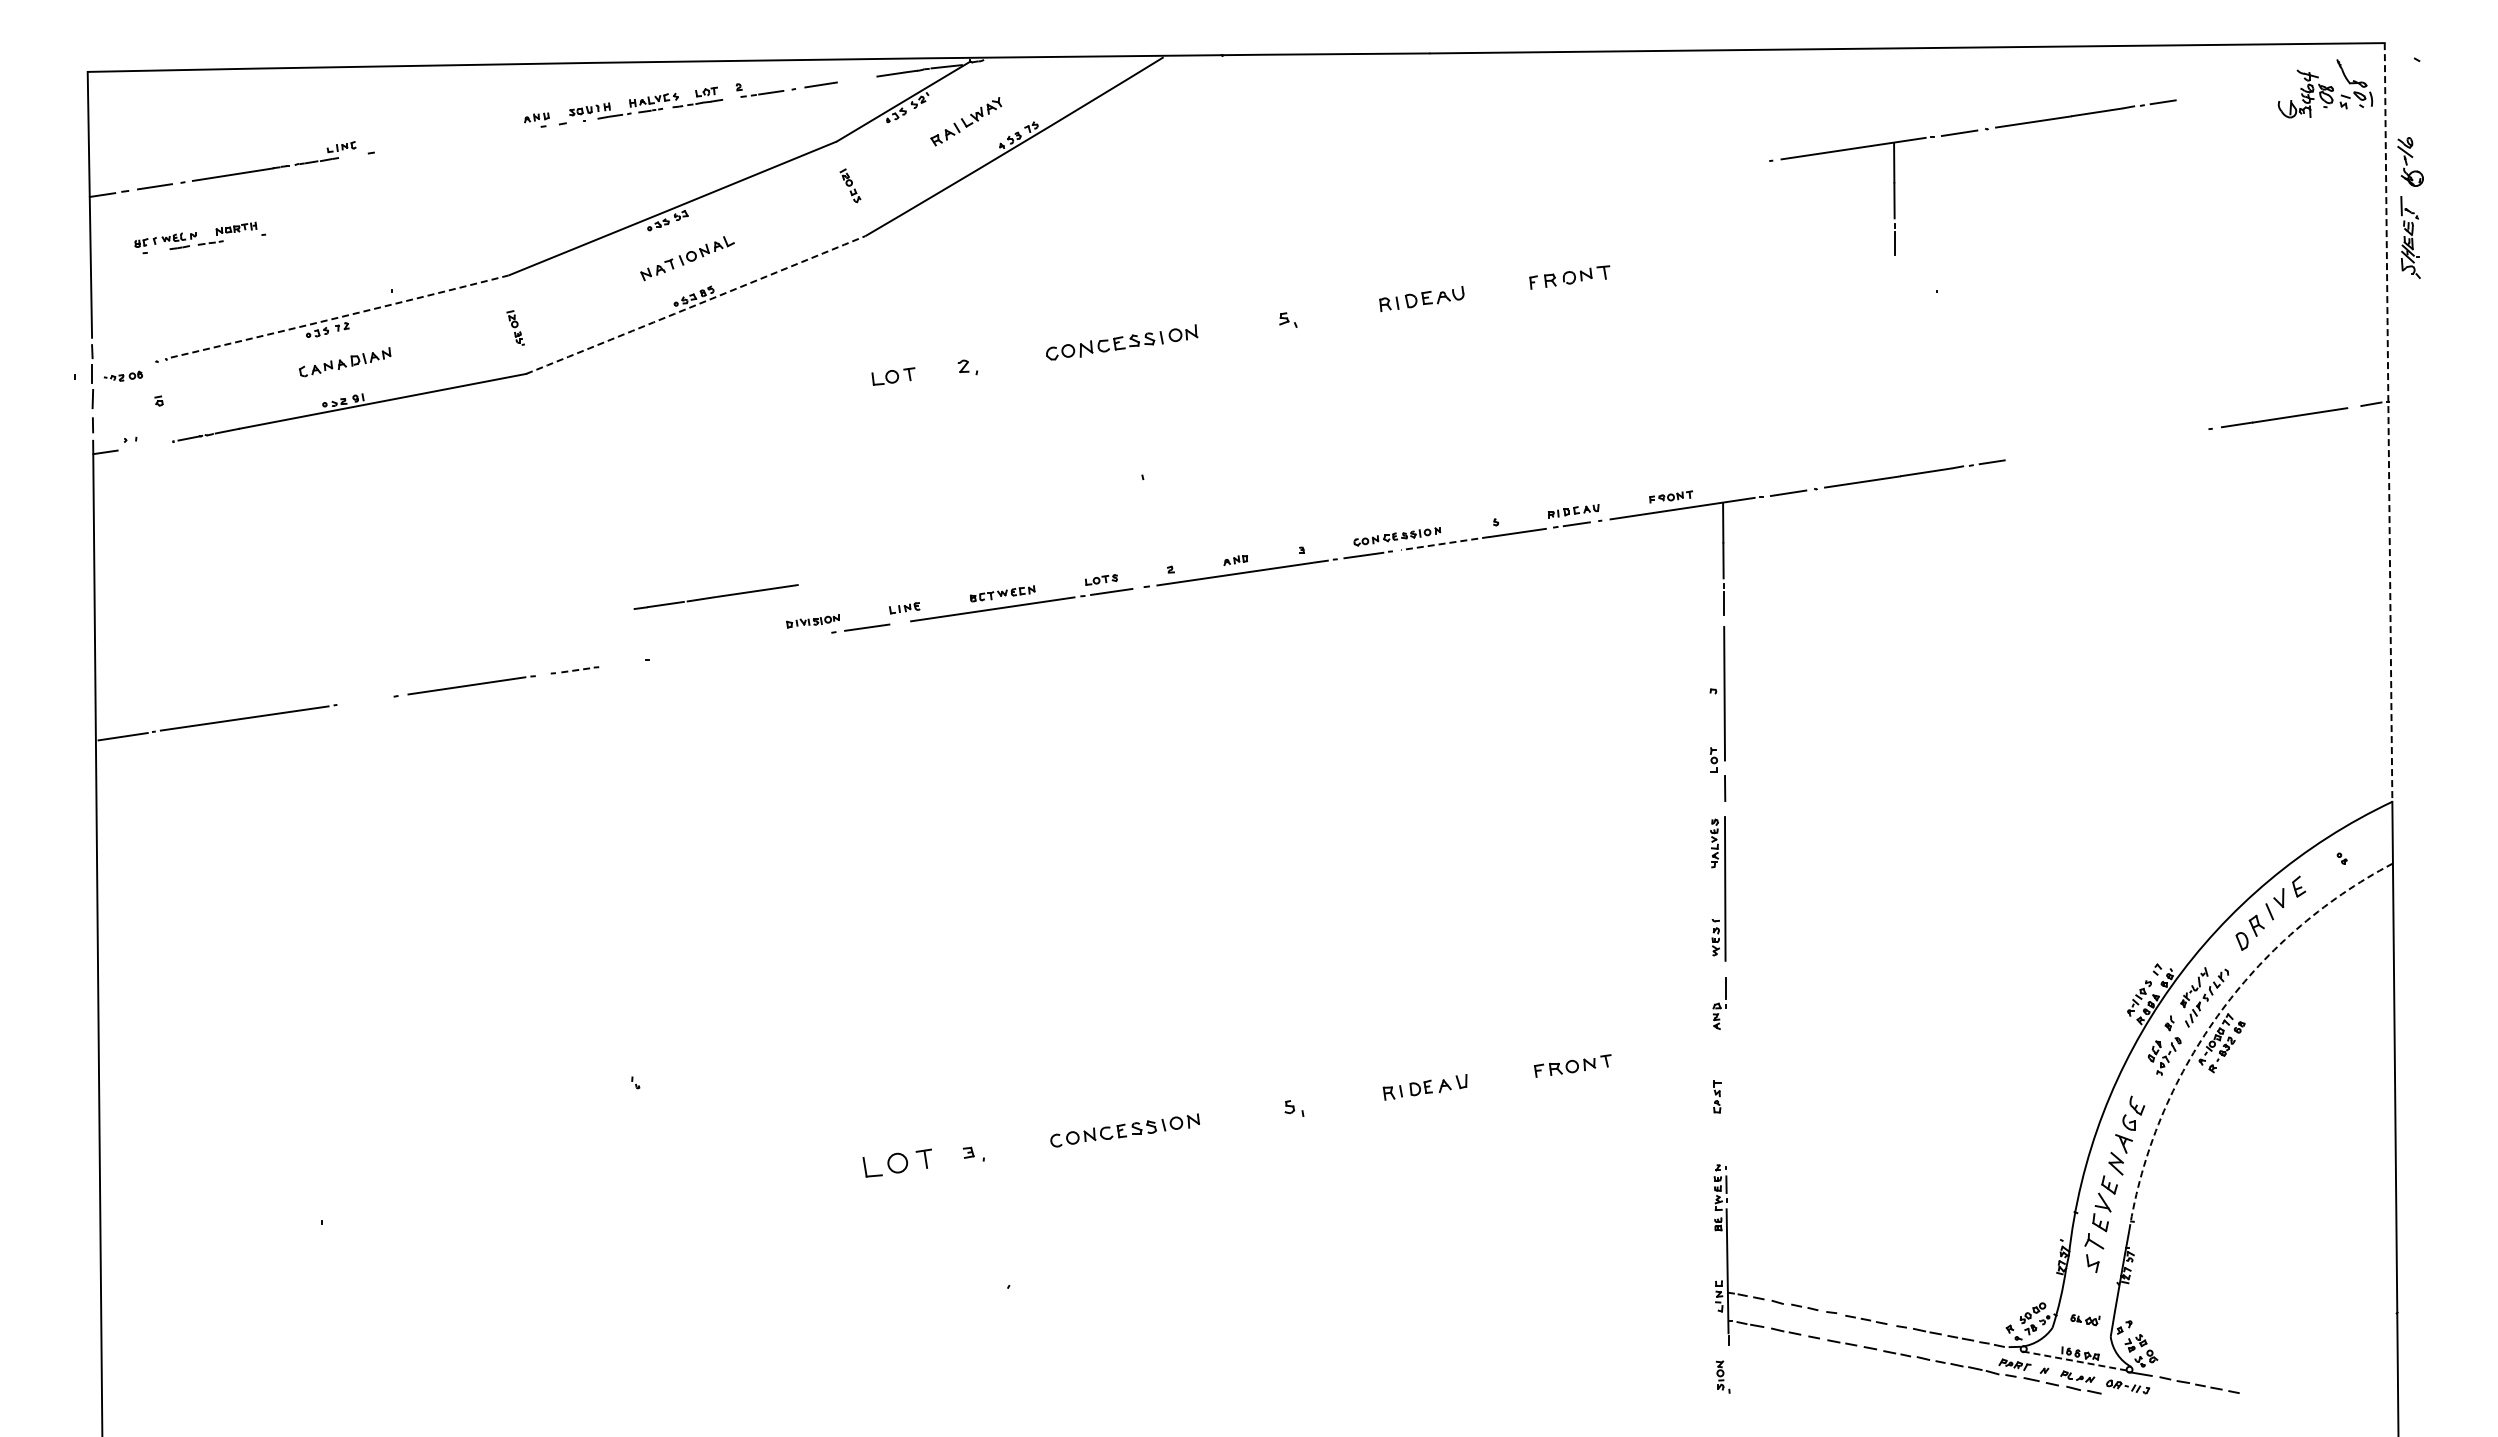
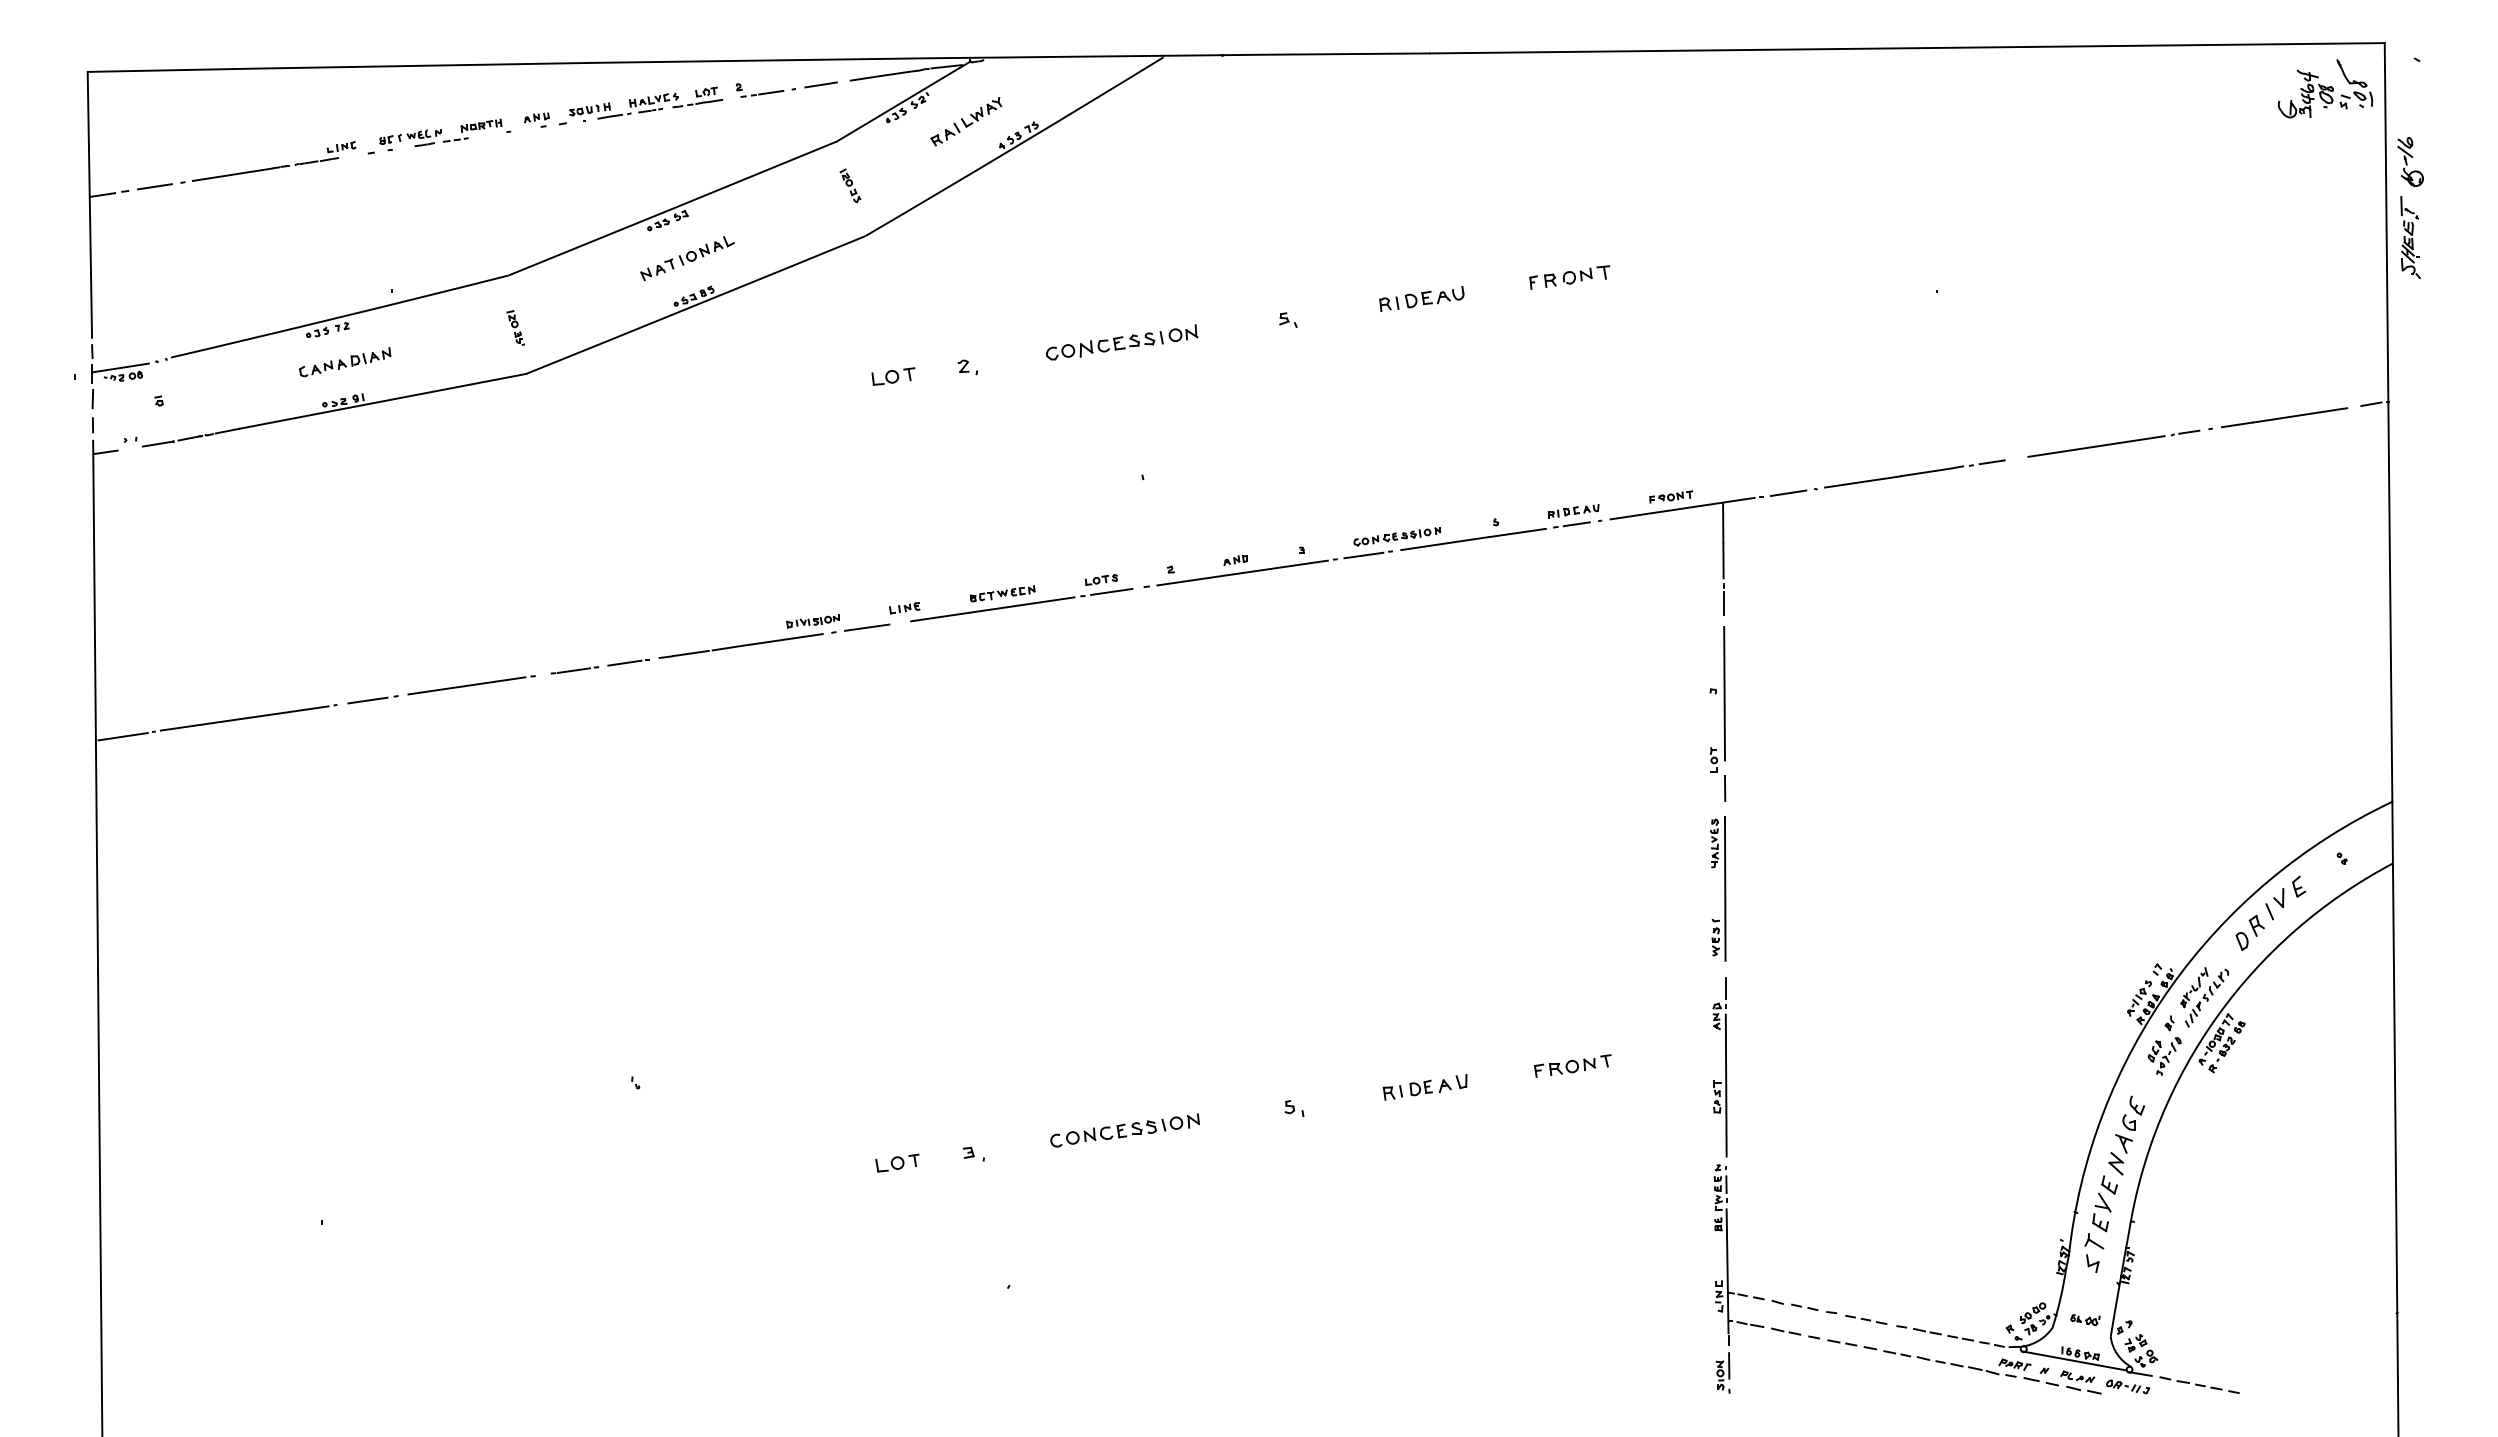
line: none -> present (862, 78)
part: present -> none (1966, 133)
part position: (199, 237) -> (444, 134) (444, 134)
arc: dashed -> solid (695, 305)
arc: dashed -> solid (339, 317)
line: none -> present (120, 367)
line: dashed -> solid (2388, 422)
line: none -> present (157, 443)
line: none -> present (2113, 443)
line: dashed -> solid (1444, 543)
line position: (715, 596) -> (740, 645) (740, 645)
line: none -> present (624, 662)
line: dashed -> solid (573, 670)
line: none -> present (367, 700)
arc: dashed -> solid (2217, 1016)
line: none -> present (1725, 1085)
part size: 70x30 px -> 45x20 px (897, 1162)
line: dashed -> solid (2074, 1360)
line: none -> present (1729, 1365)
